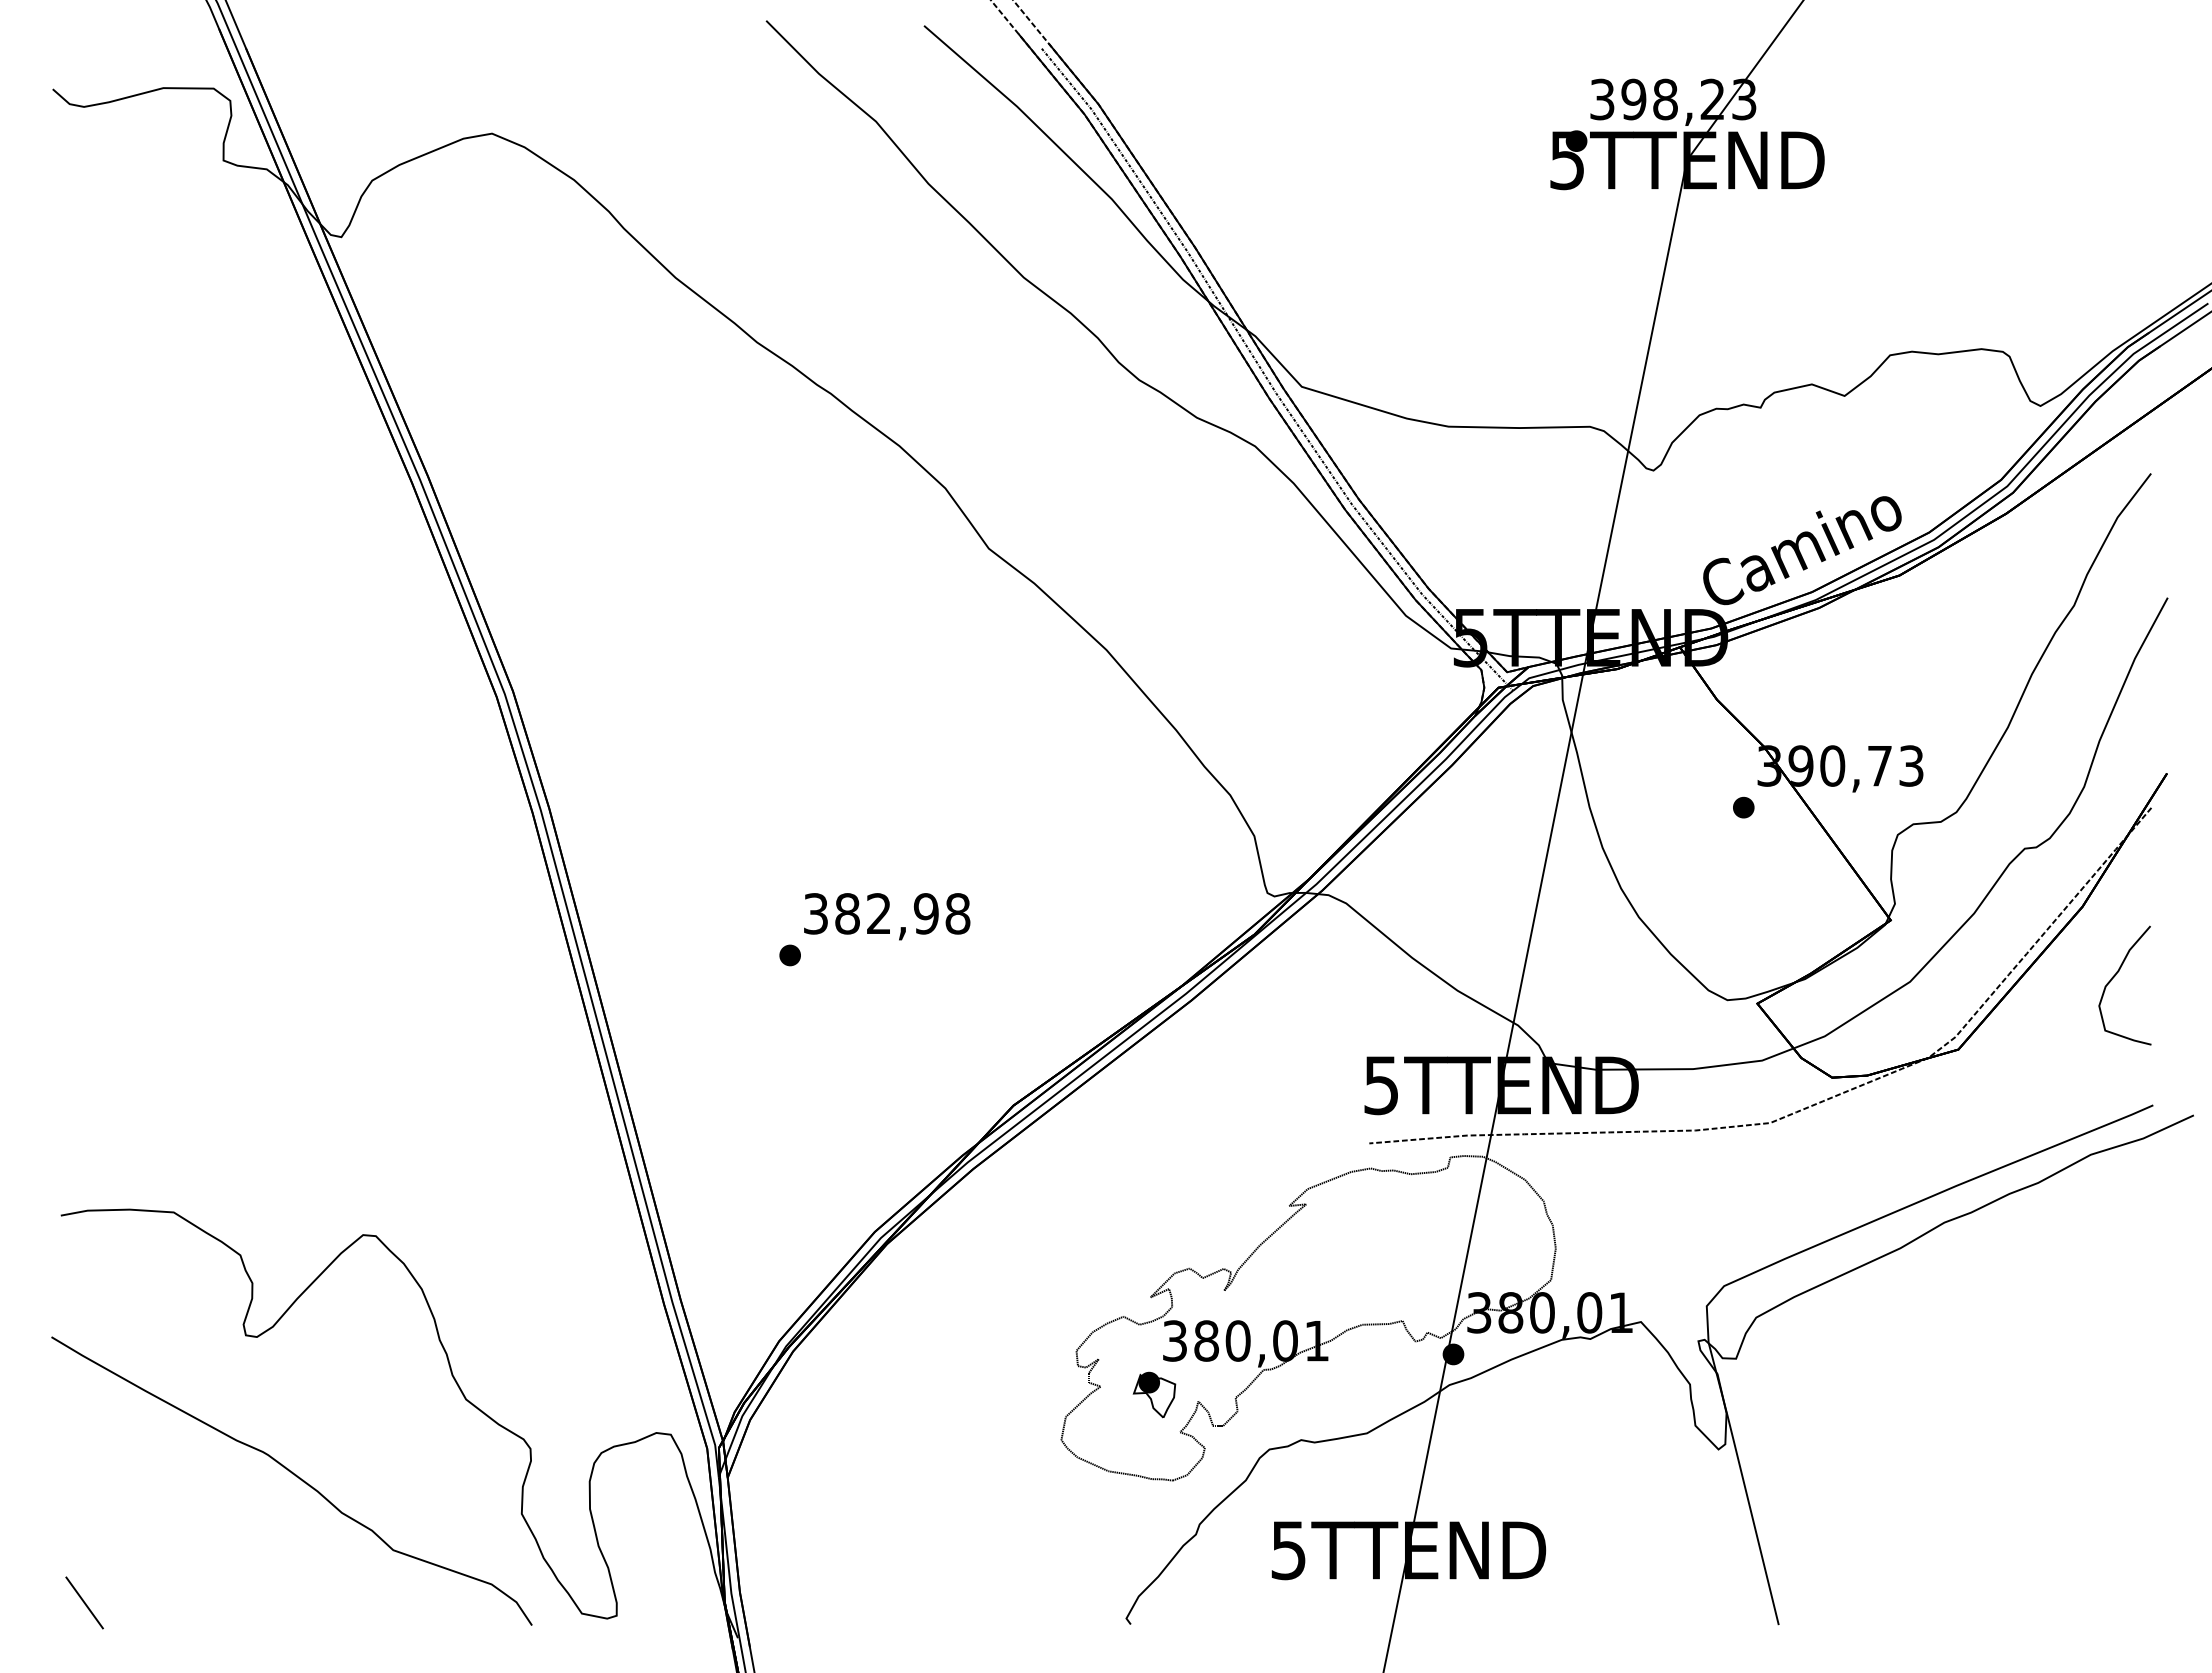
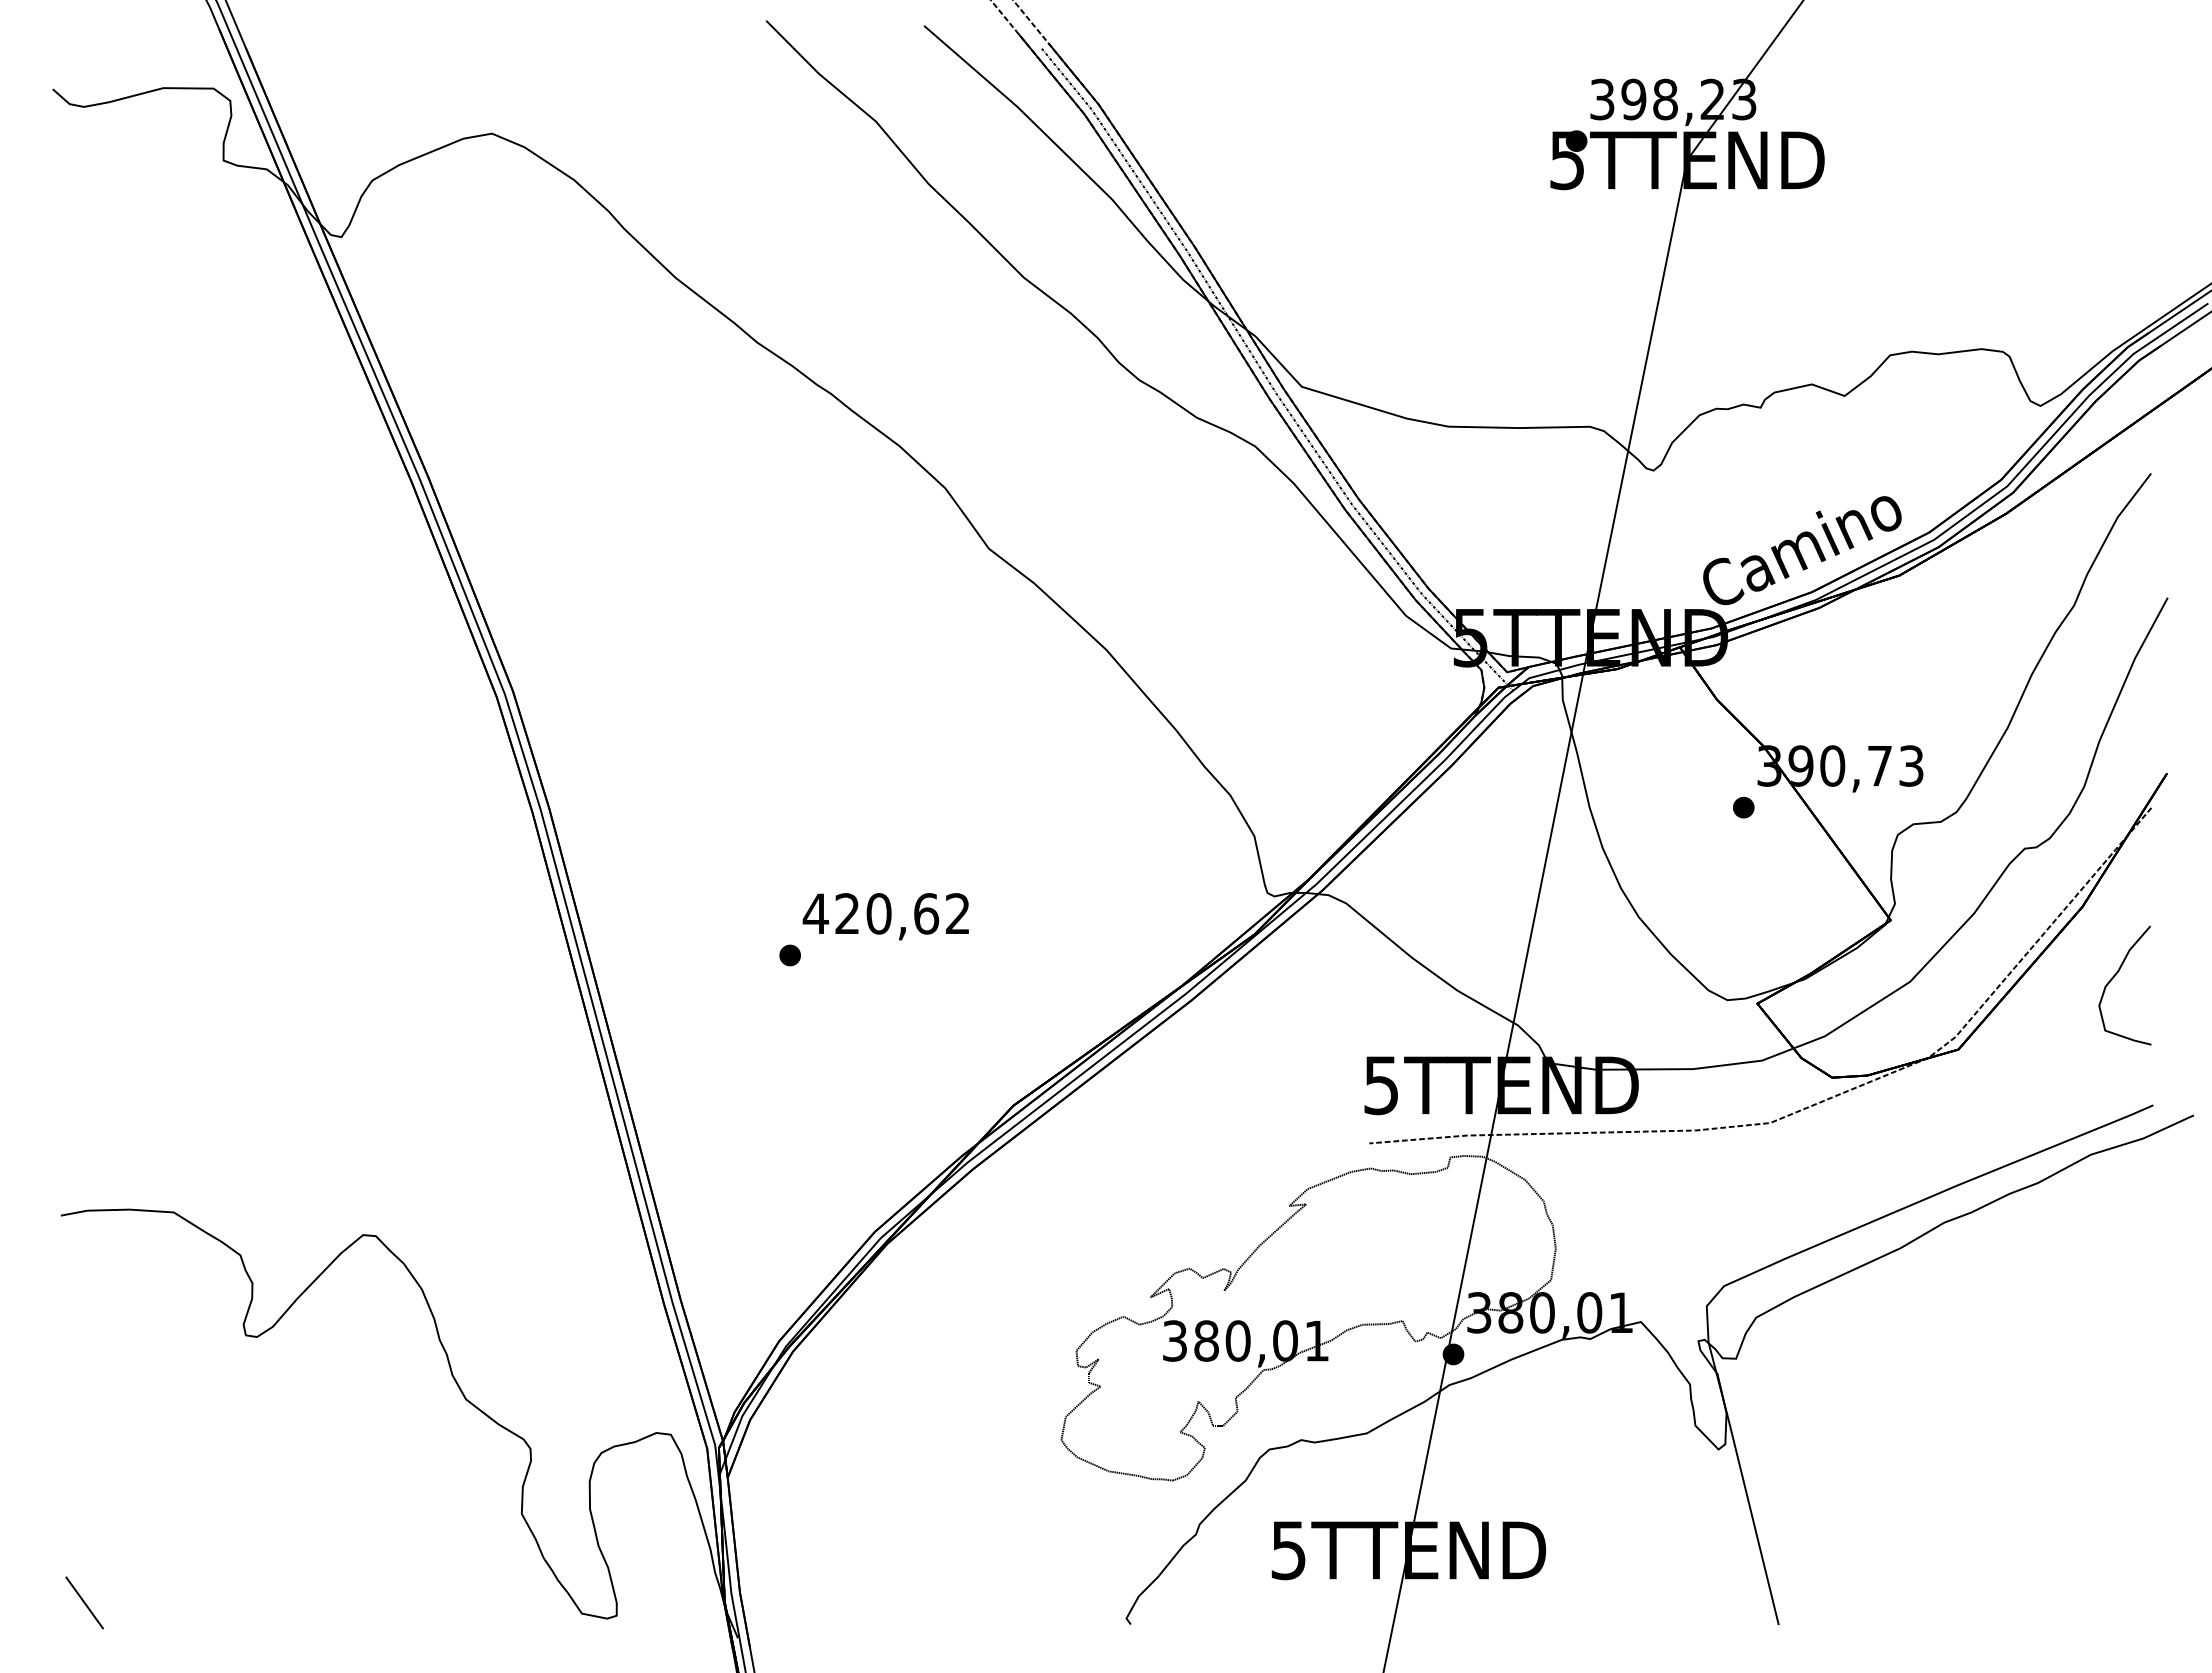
text: 382,98 -> 420,62 (886, 913)
part: present -> none (1154, 1394)
curve: present -> none (295, 1476)
